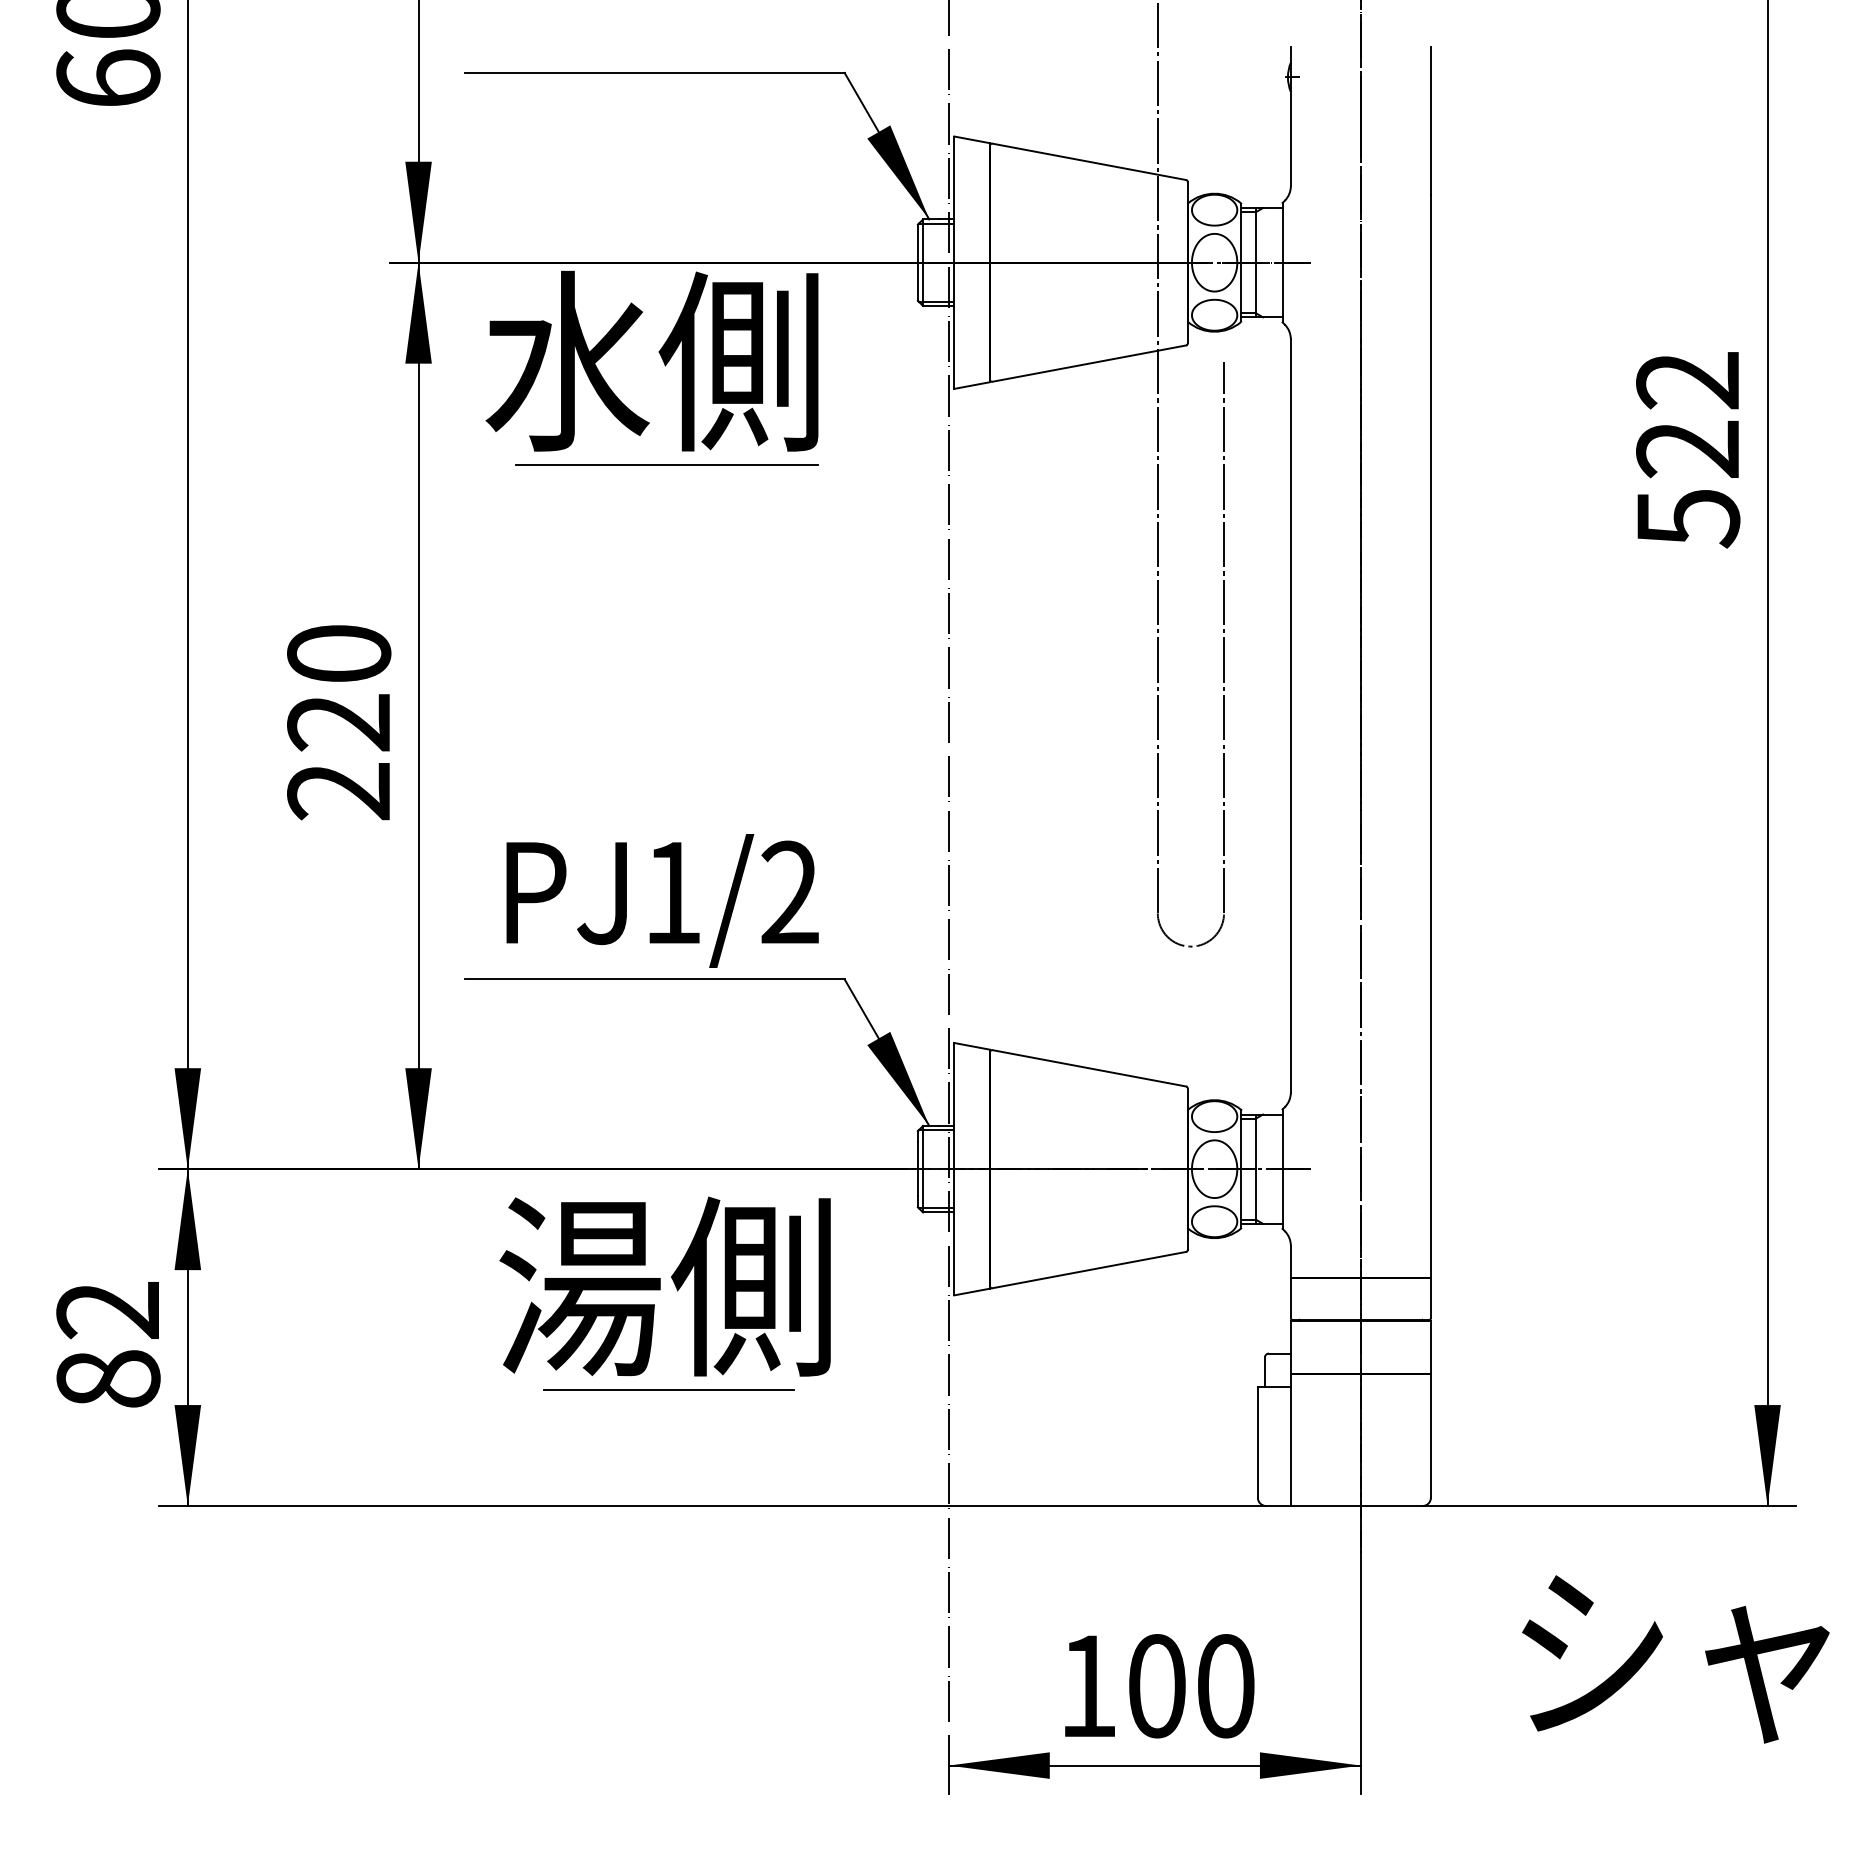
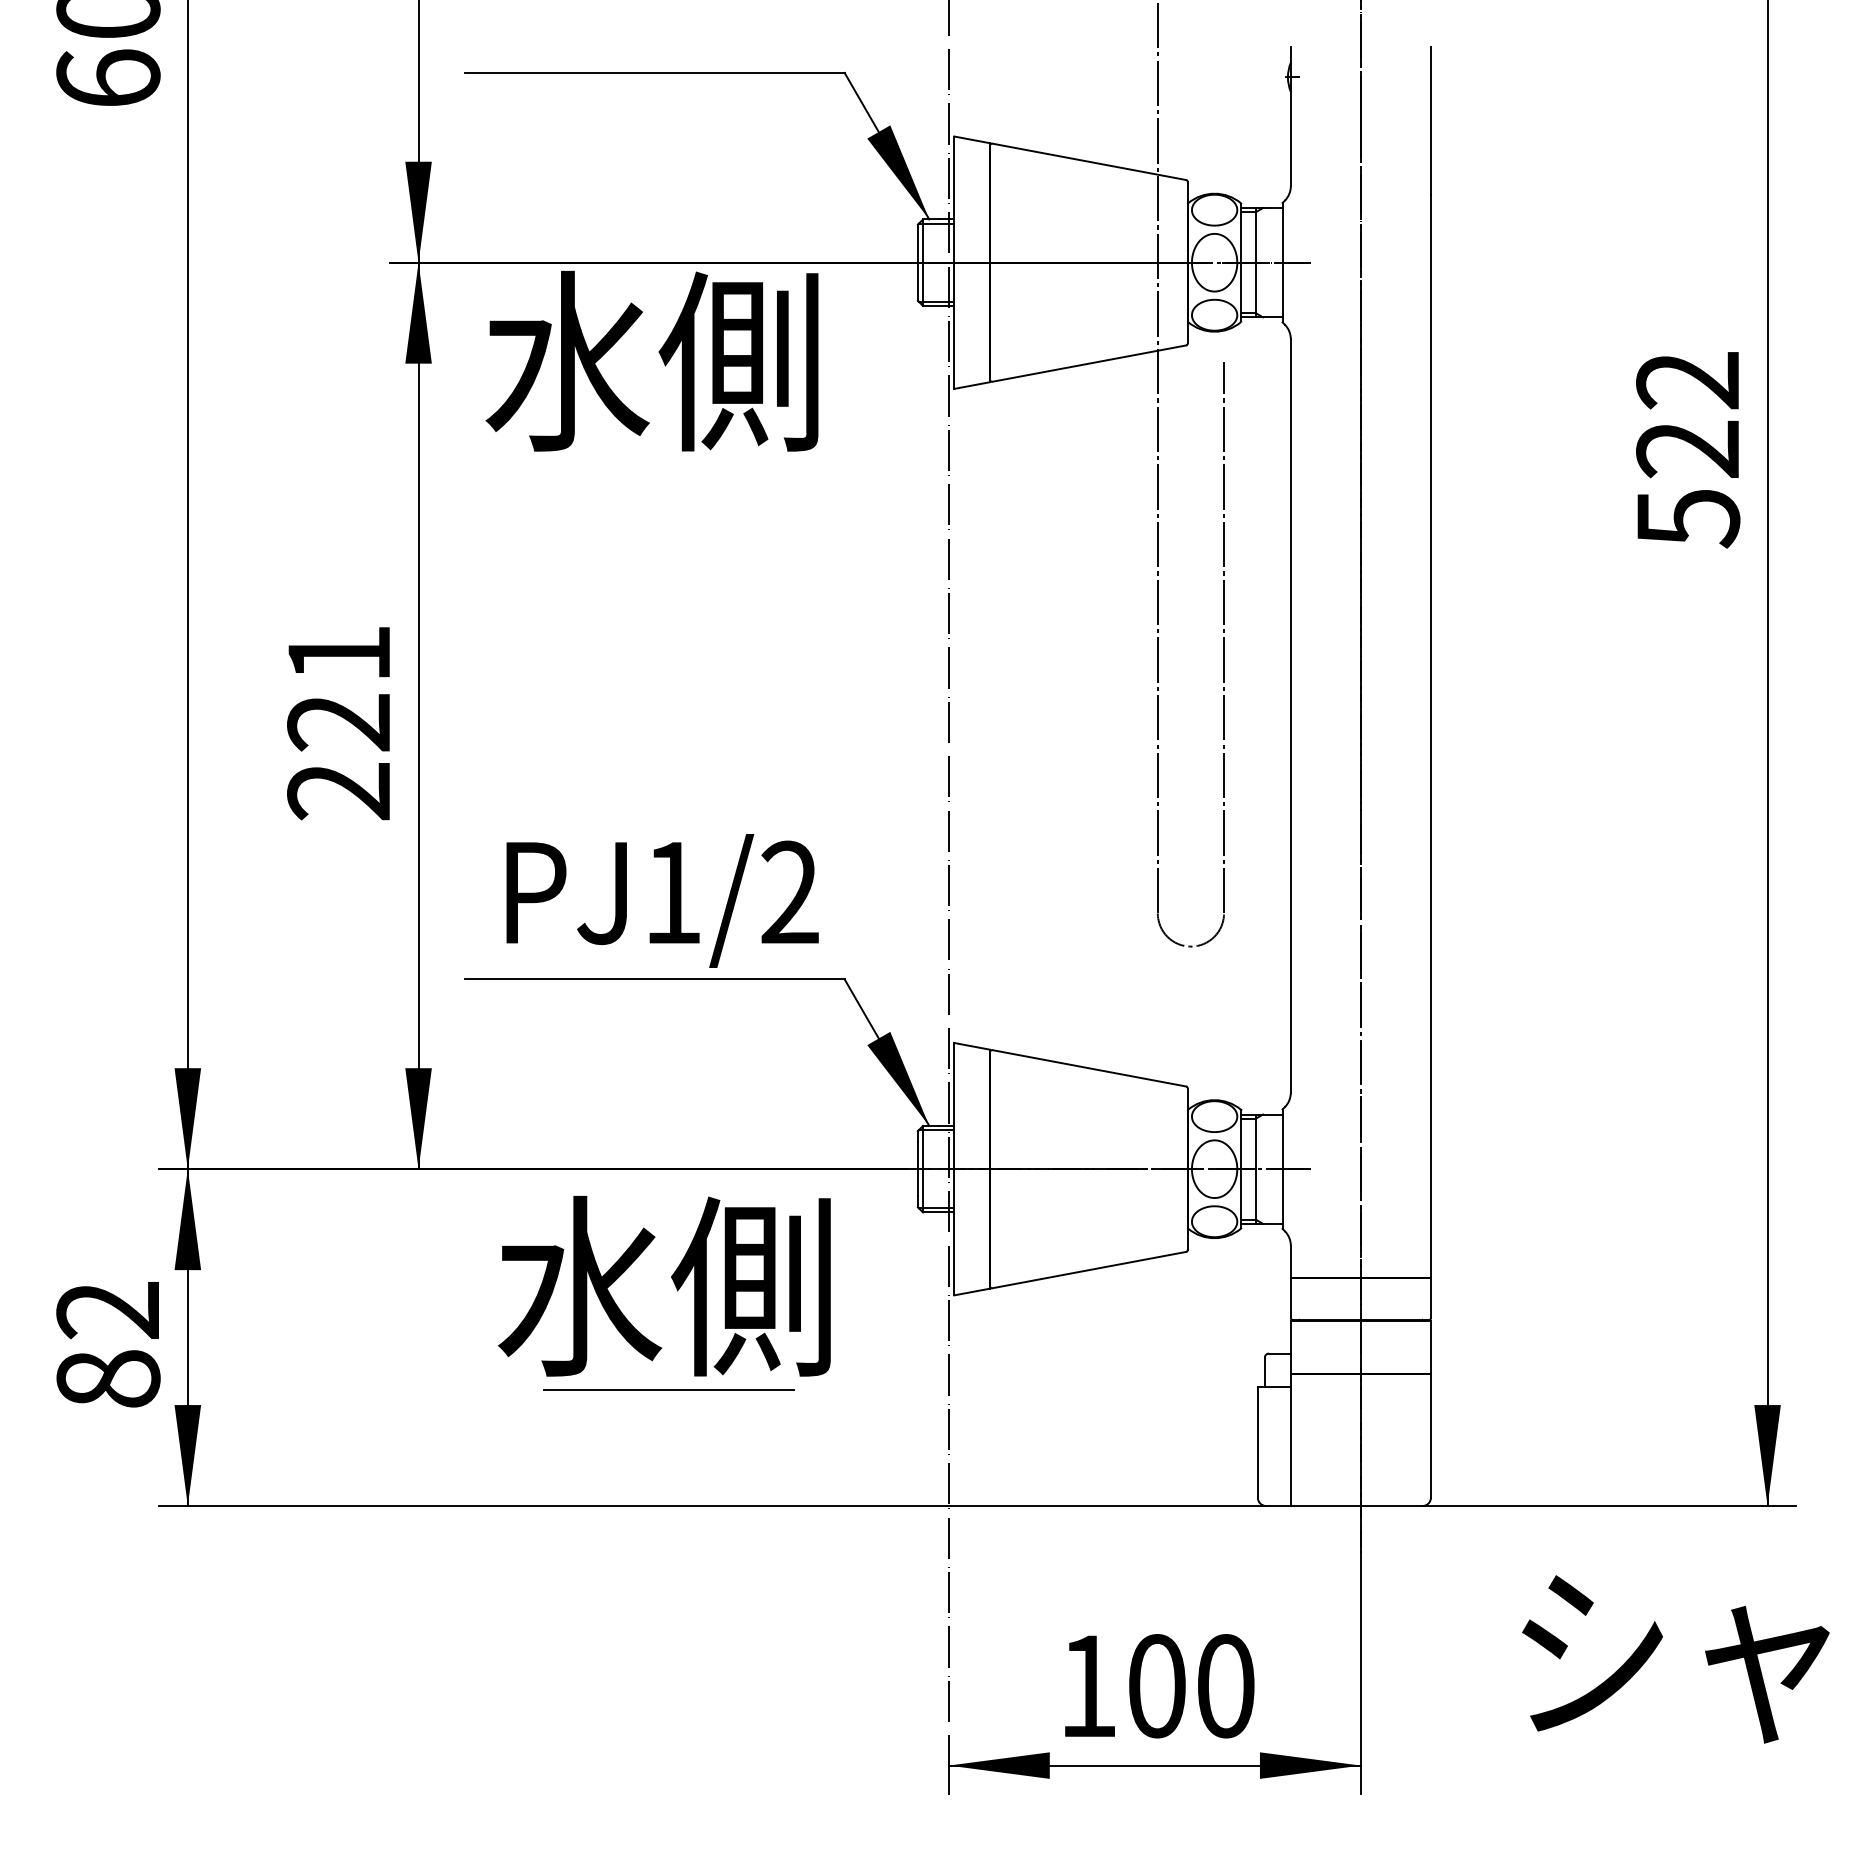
line: present -> none (666, 464)
text: 220 -> 221 (339, 653)
text: 湯側 -> 水側 (579, 1285)
